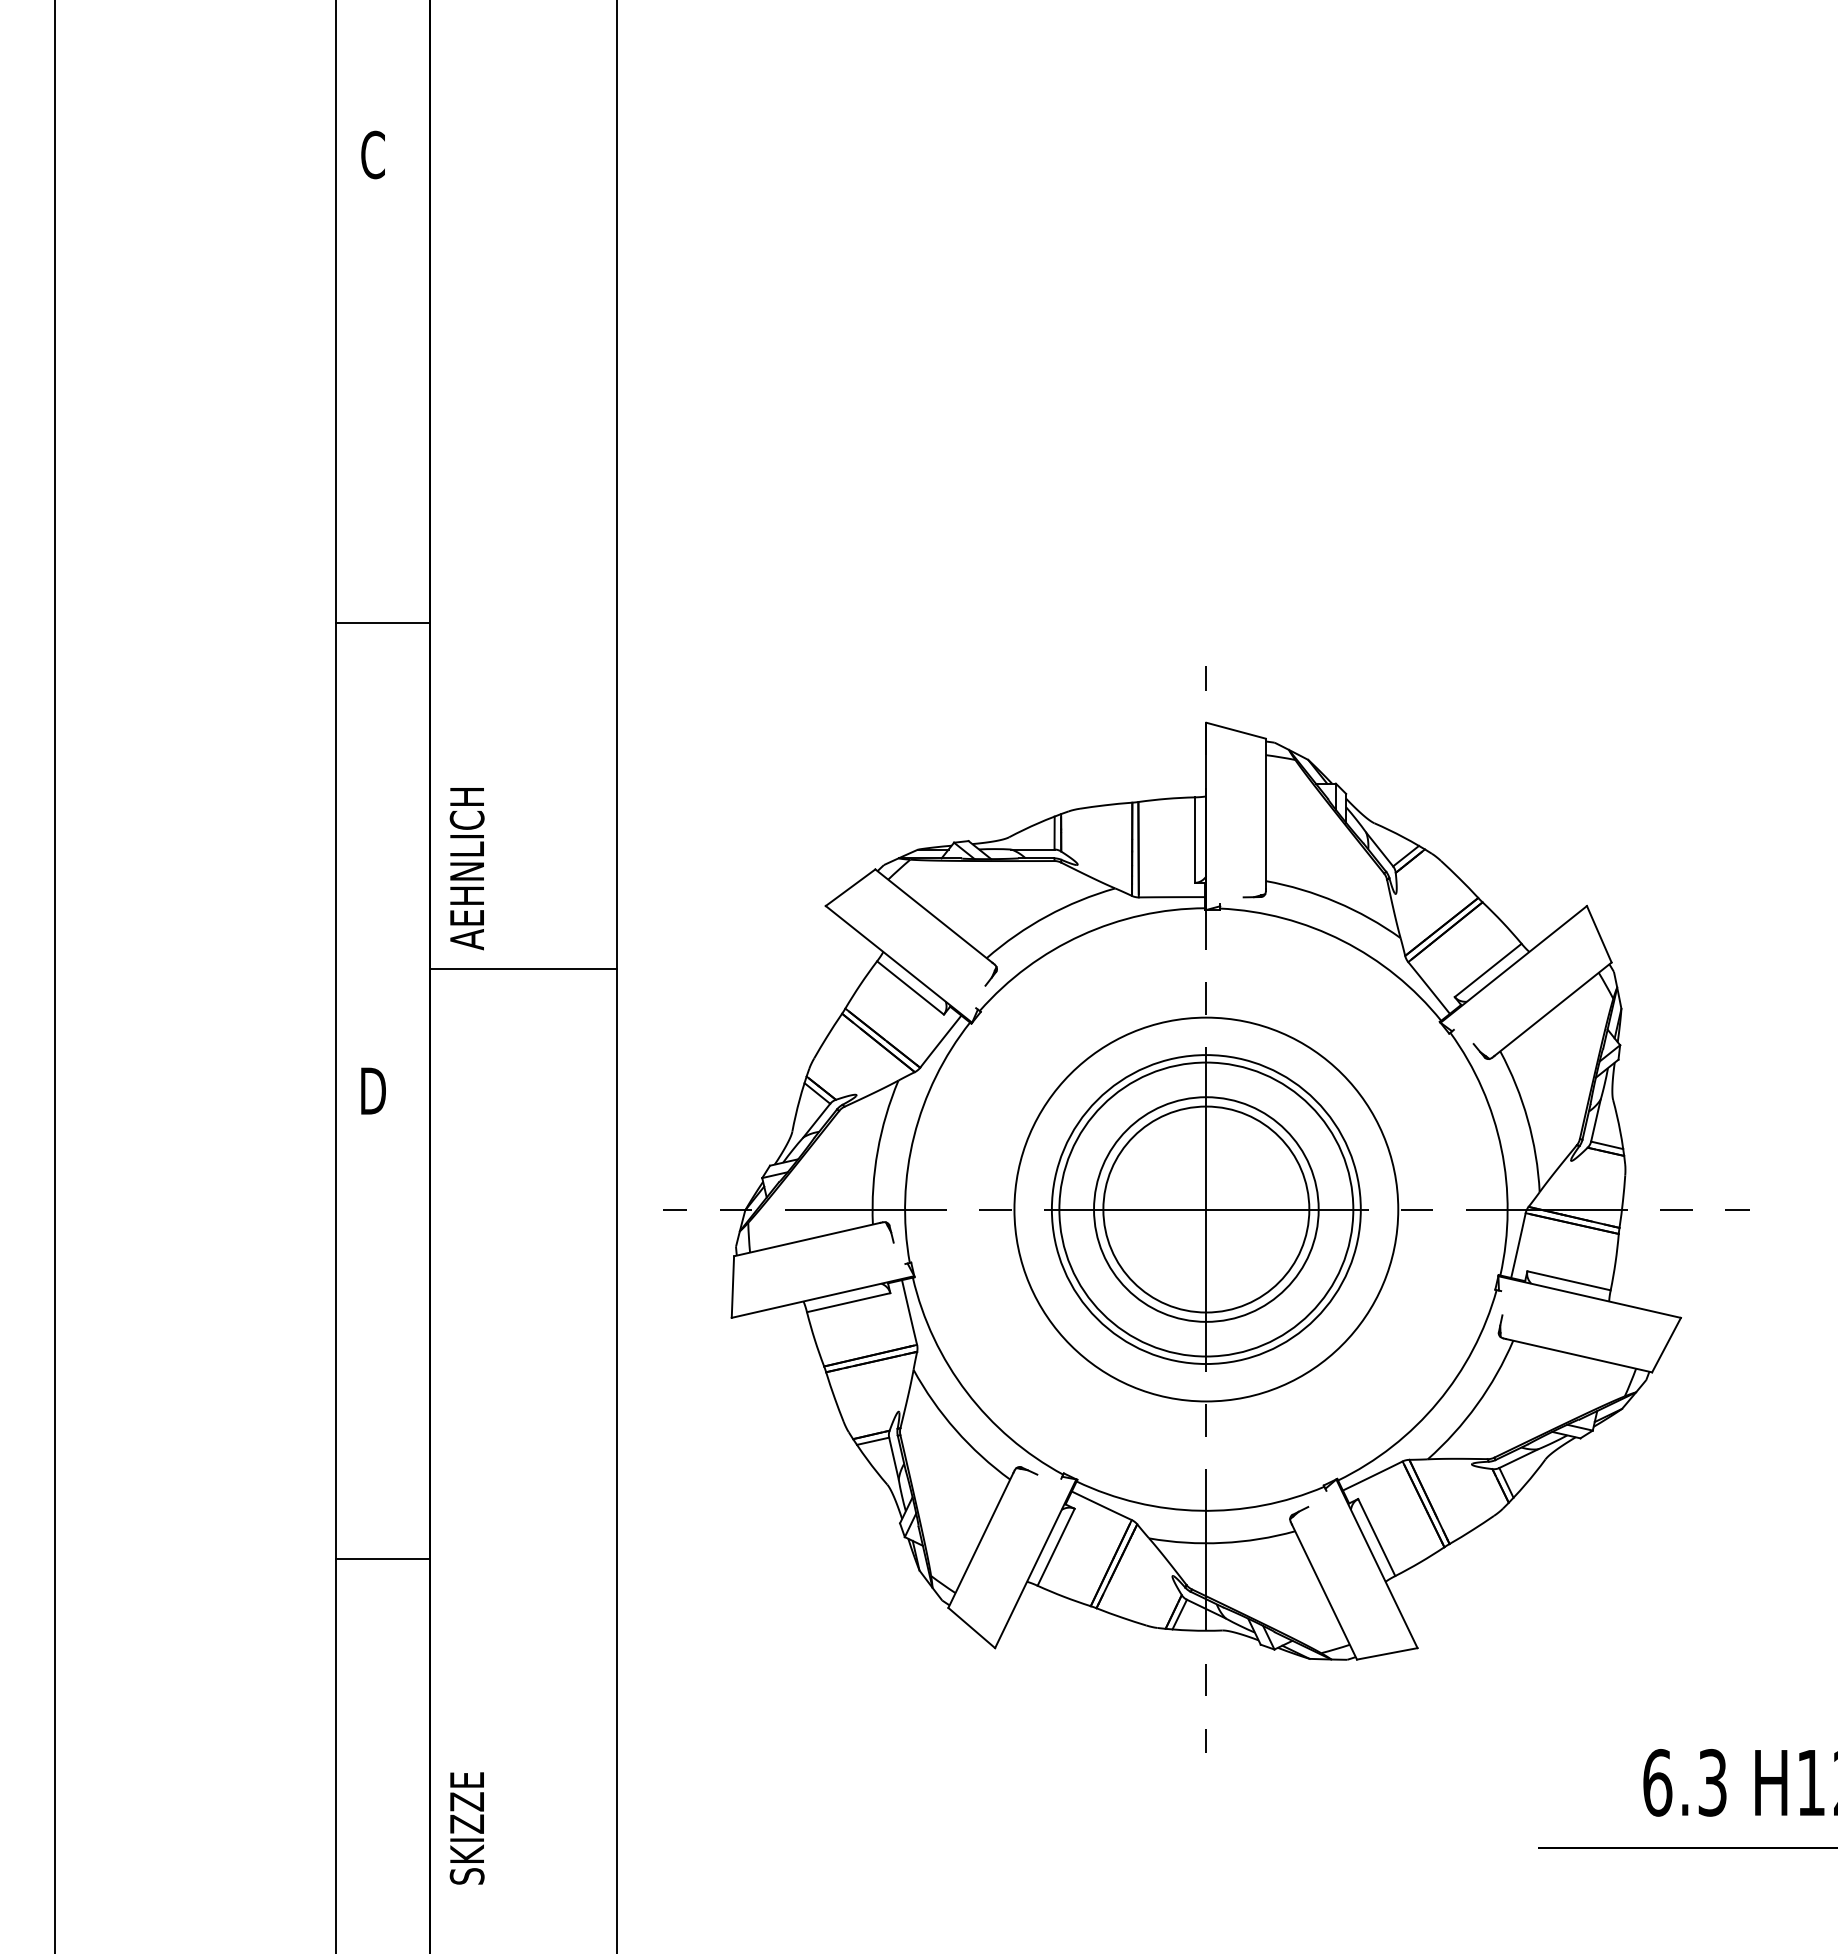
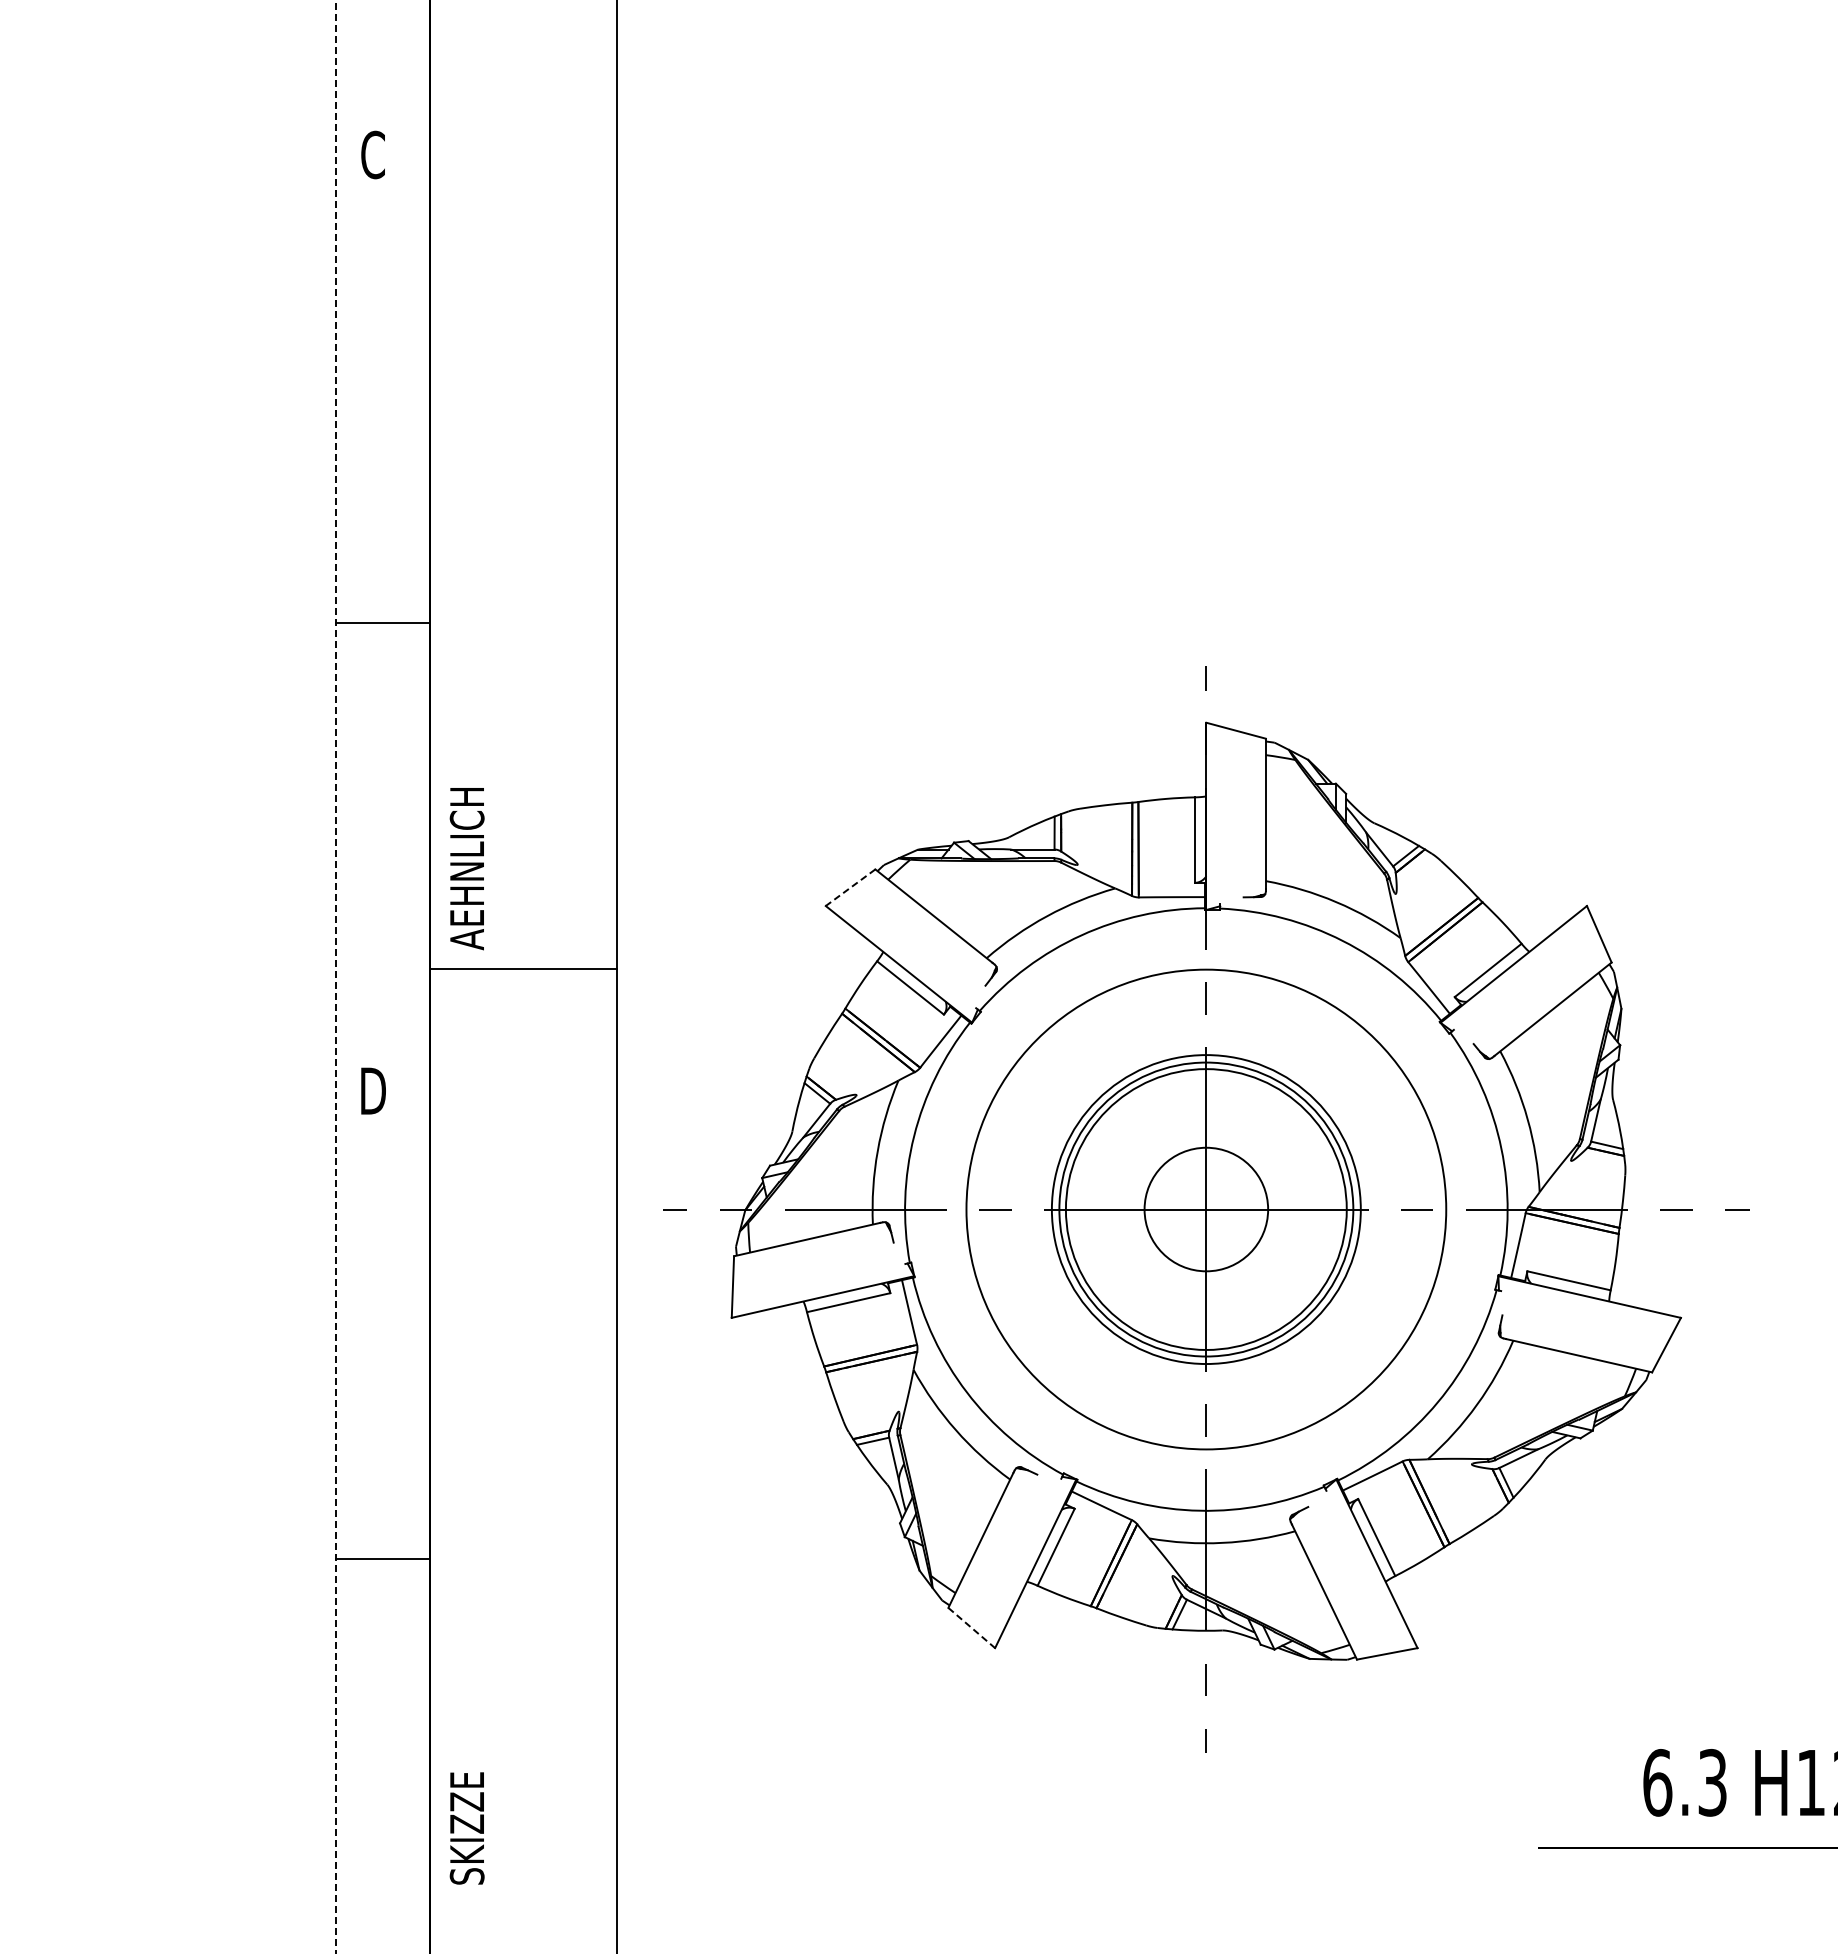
line: solid -> dashed (850, 887)
line: present -> none (55, 976)
line: solid -> dashed (336, 977)
circle diameter: 206 px -> 124 px (1206, 1209)
circle diameter: 225 px -> 281 px (1205, 1209)
circle diameter: 384 px -> 480 px (1206, 1209)
line: solid -> dashed (971, 1628)
